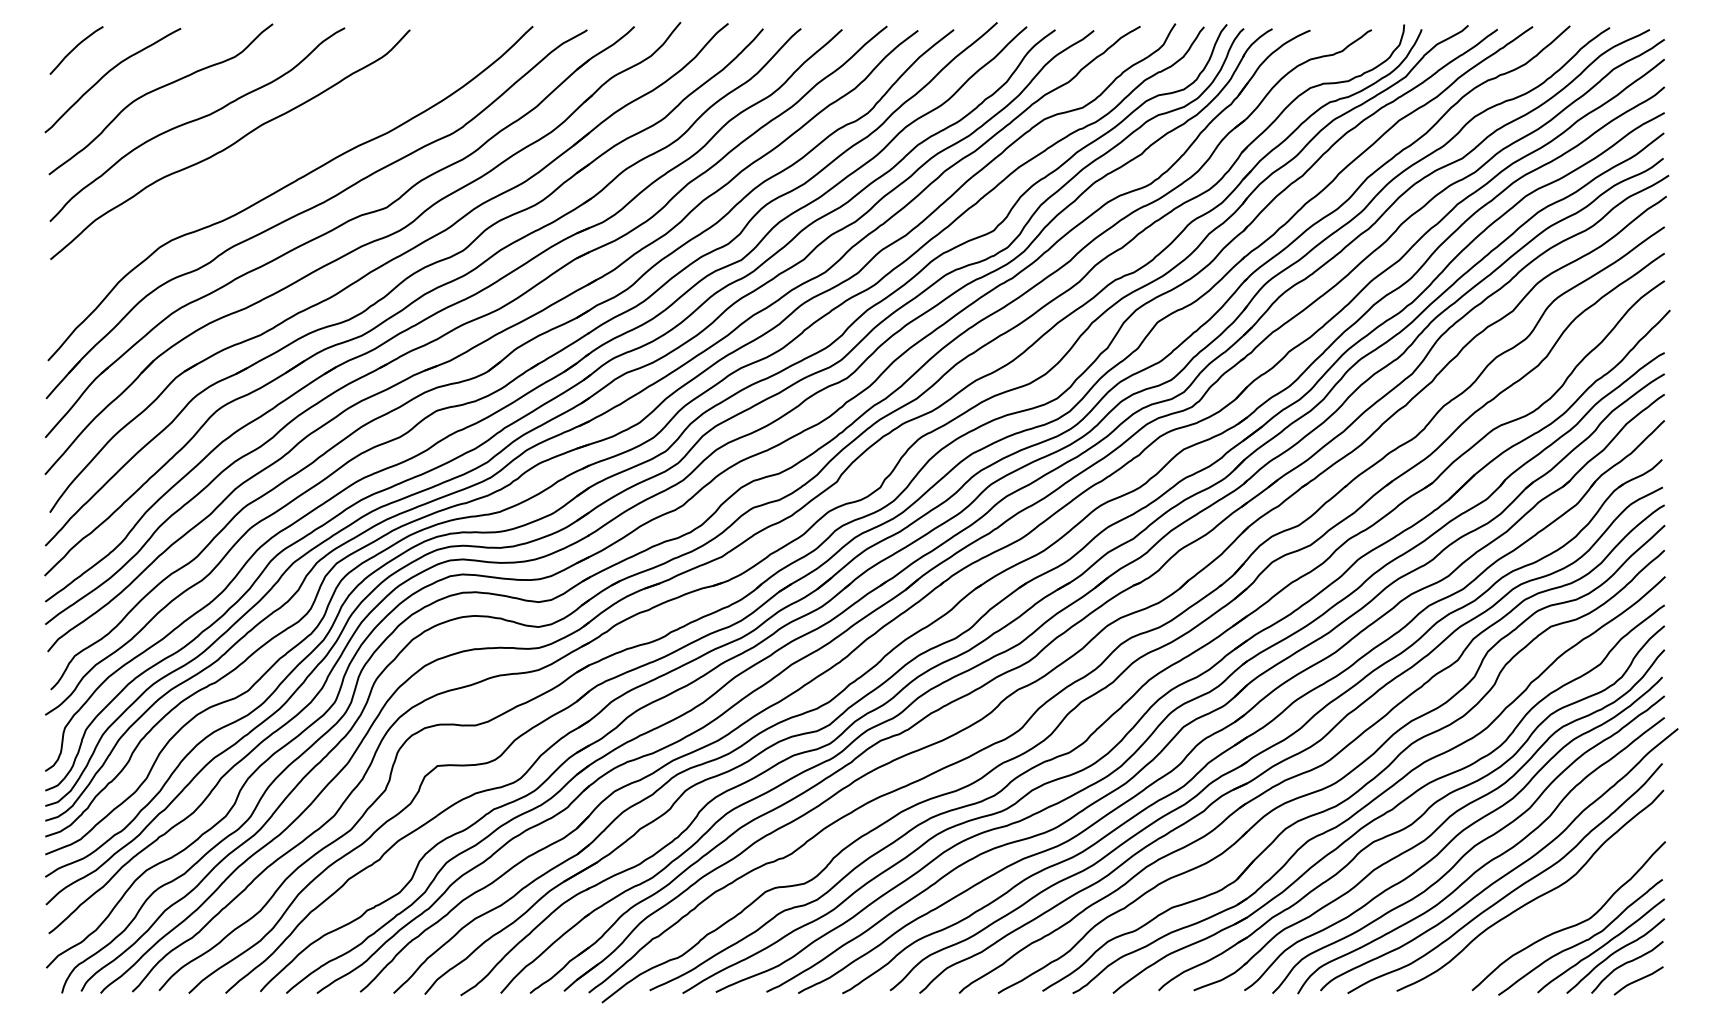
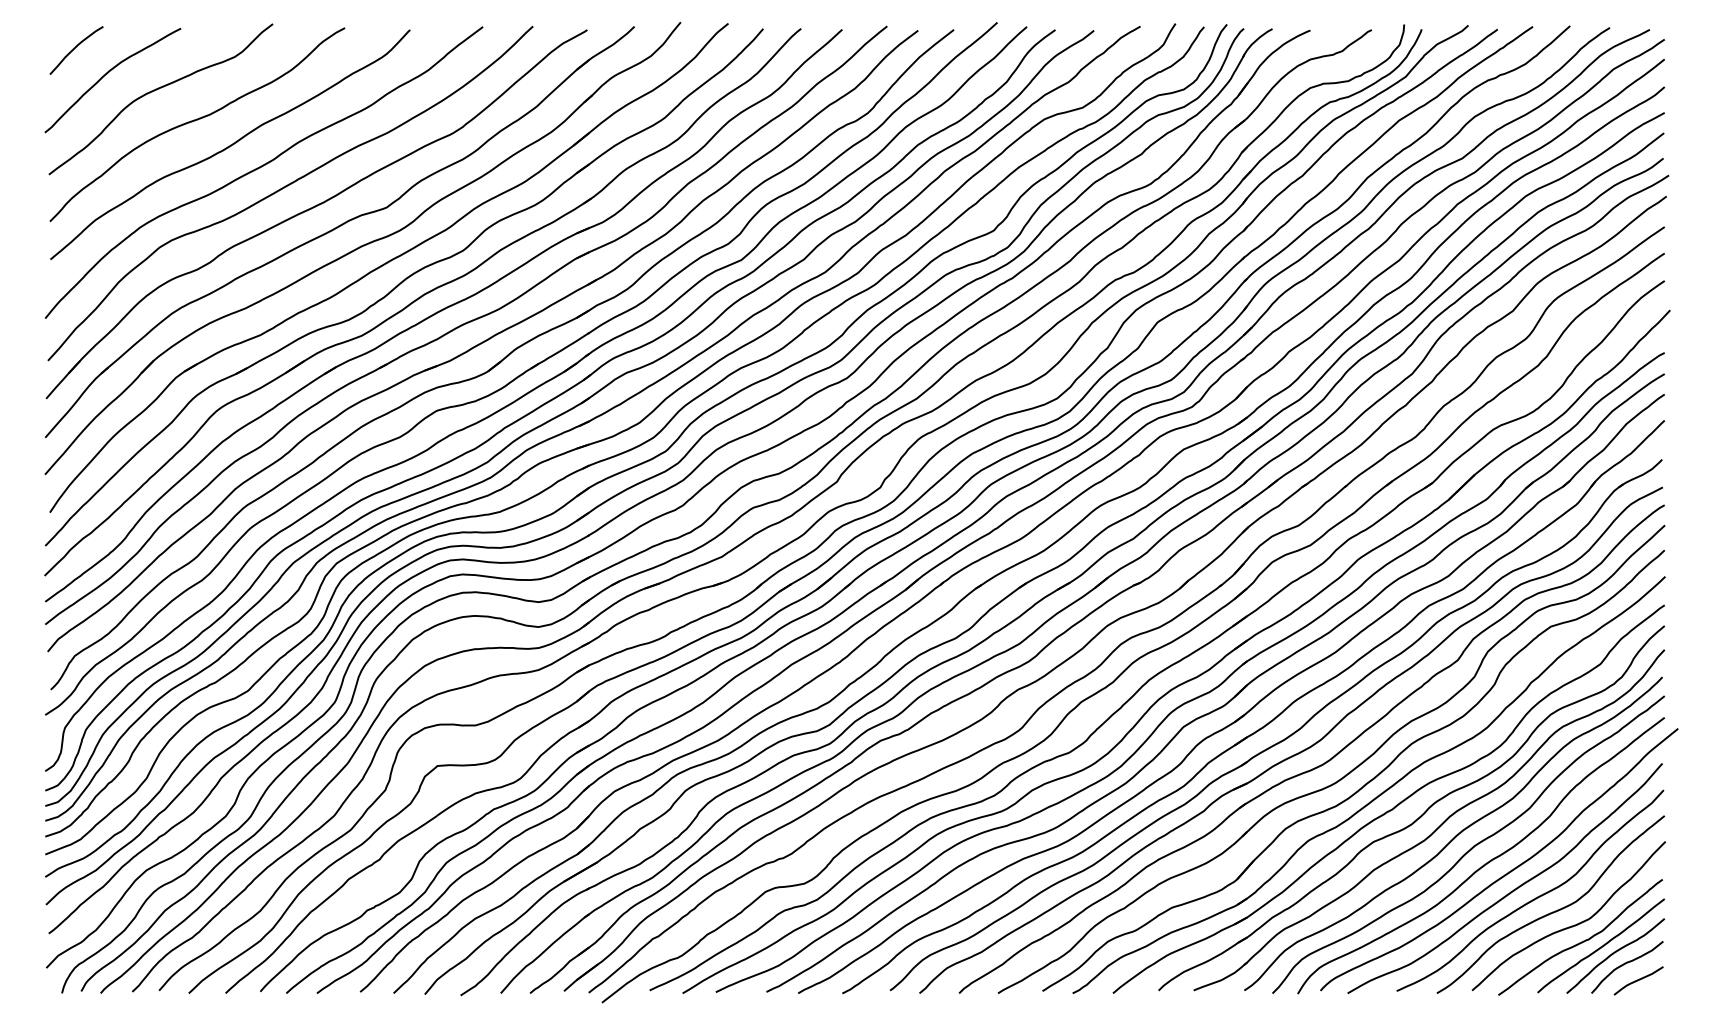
curve: none -> present (260, 168)
curve: none -> present (1552, 911)
